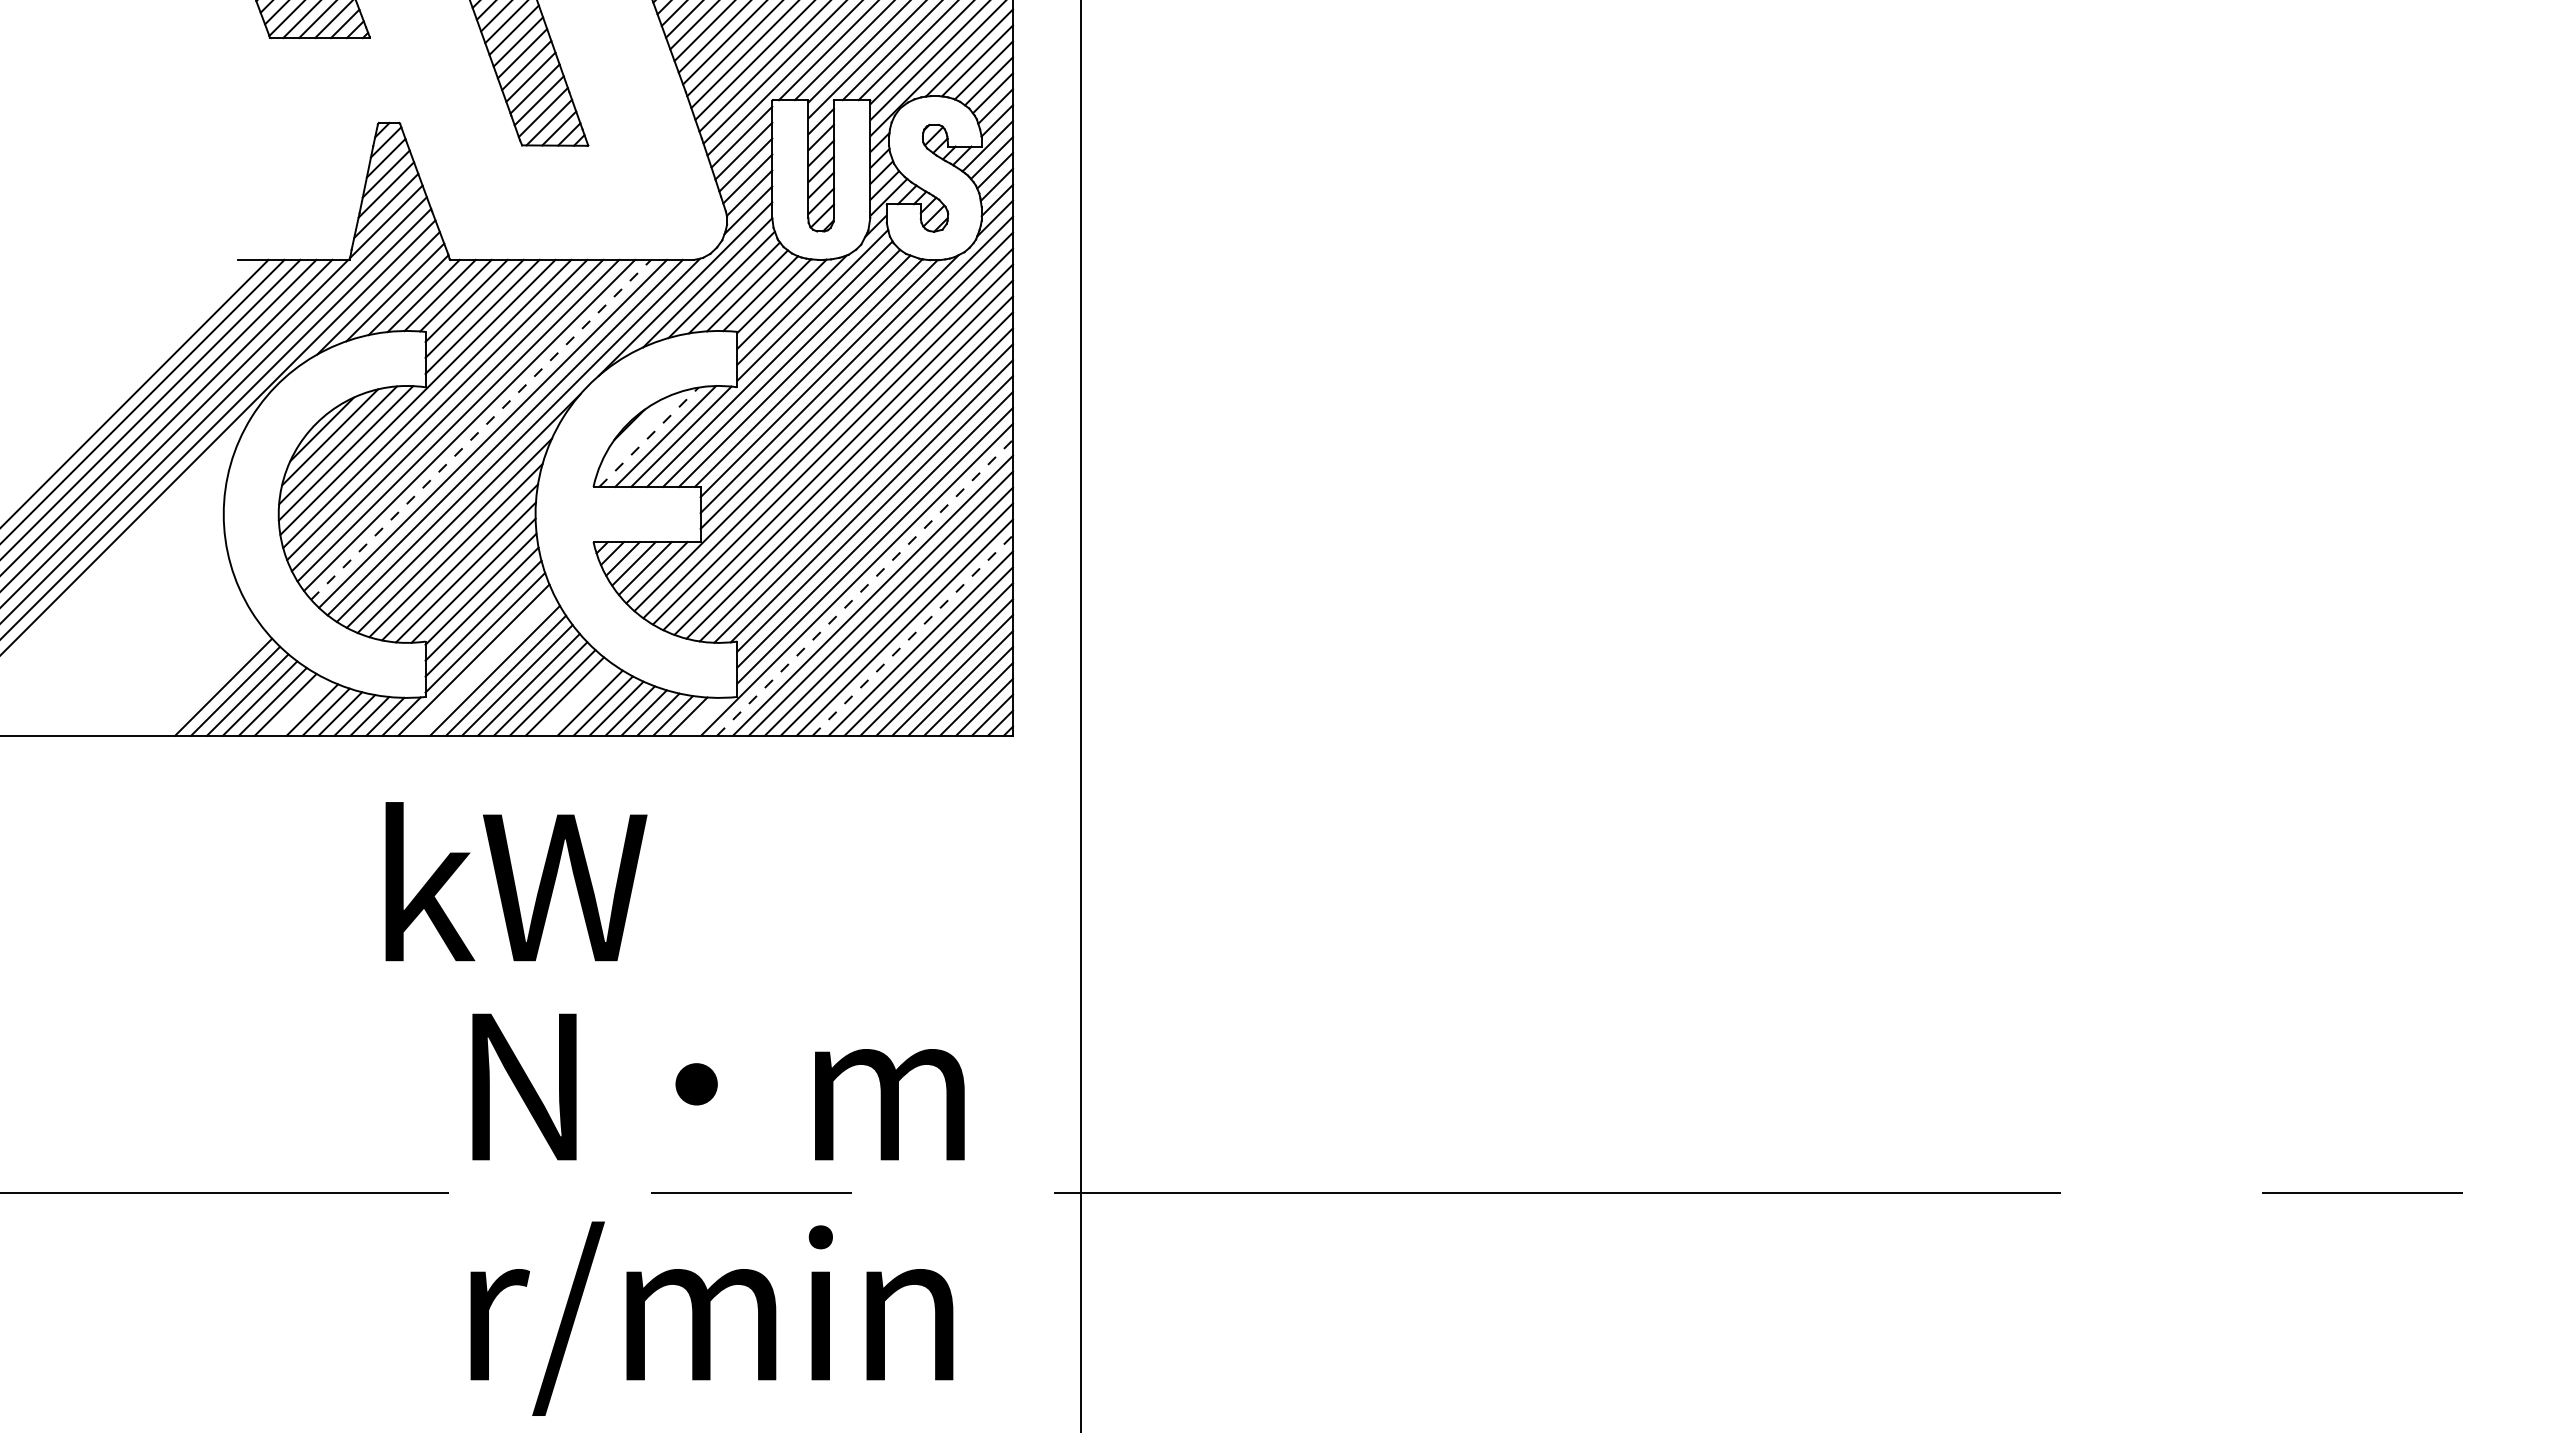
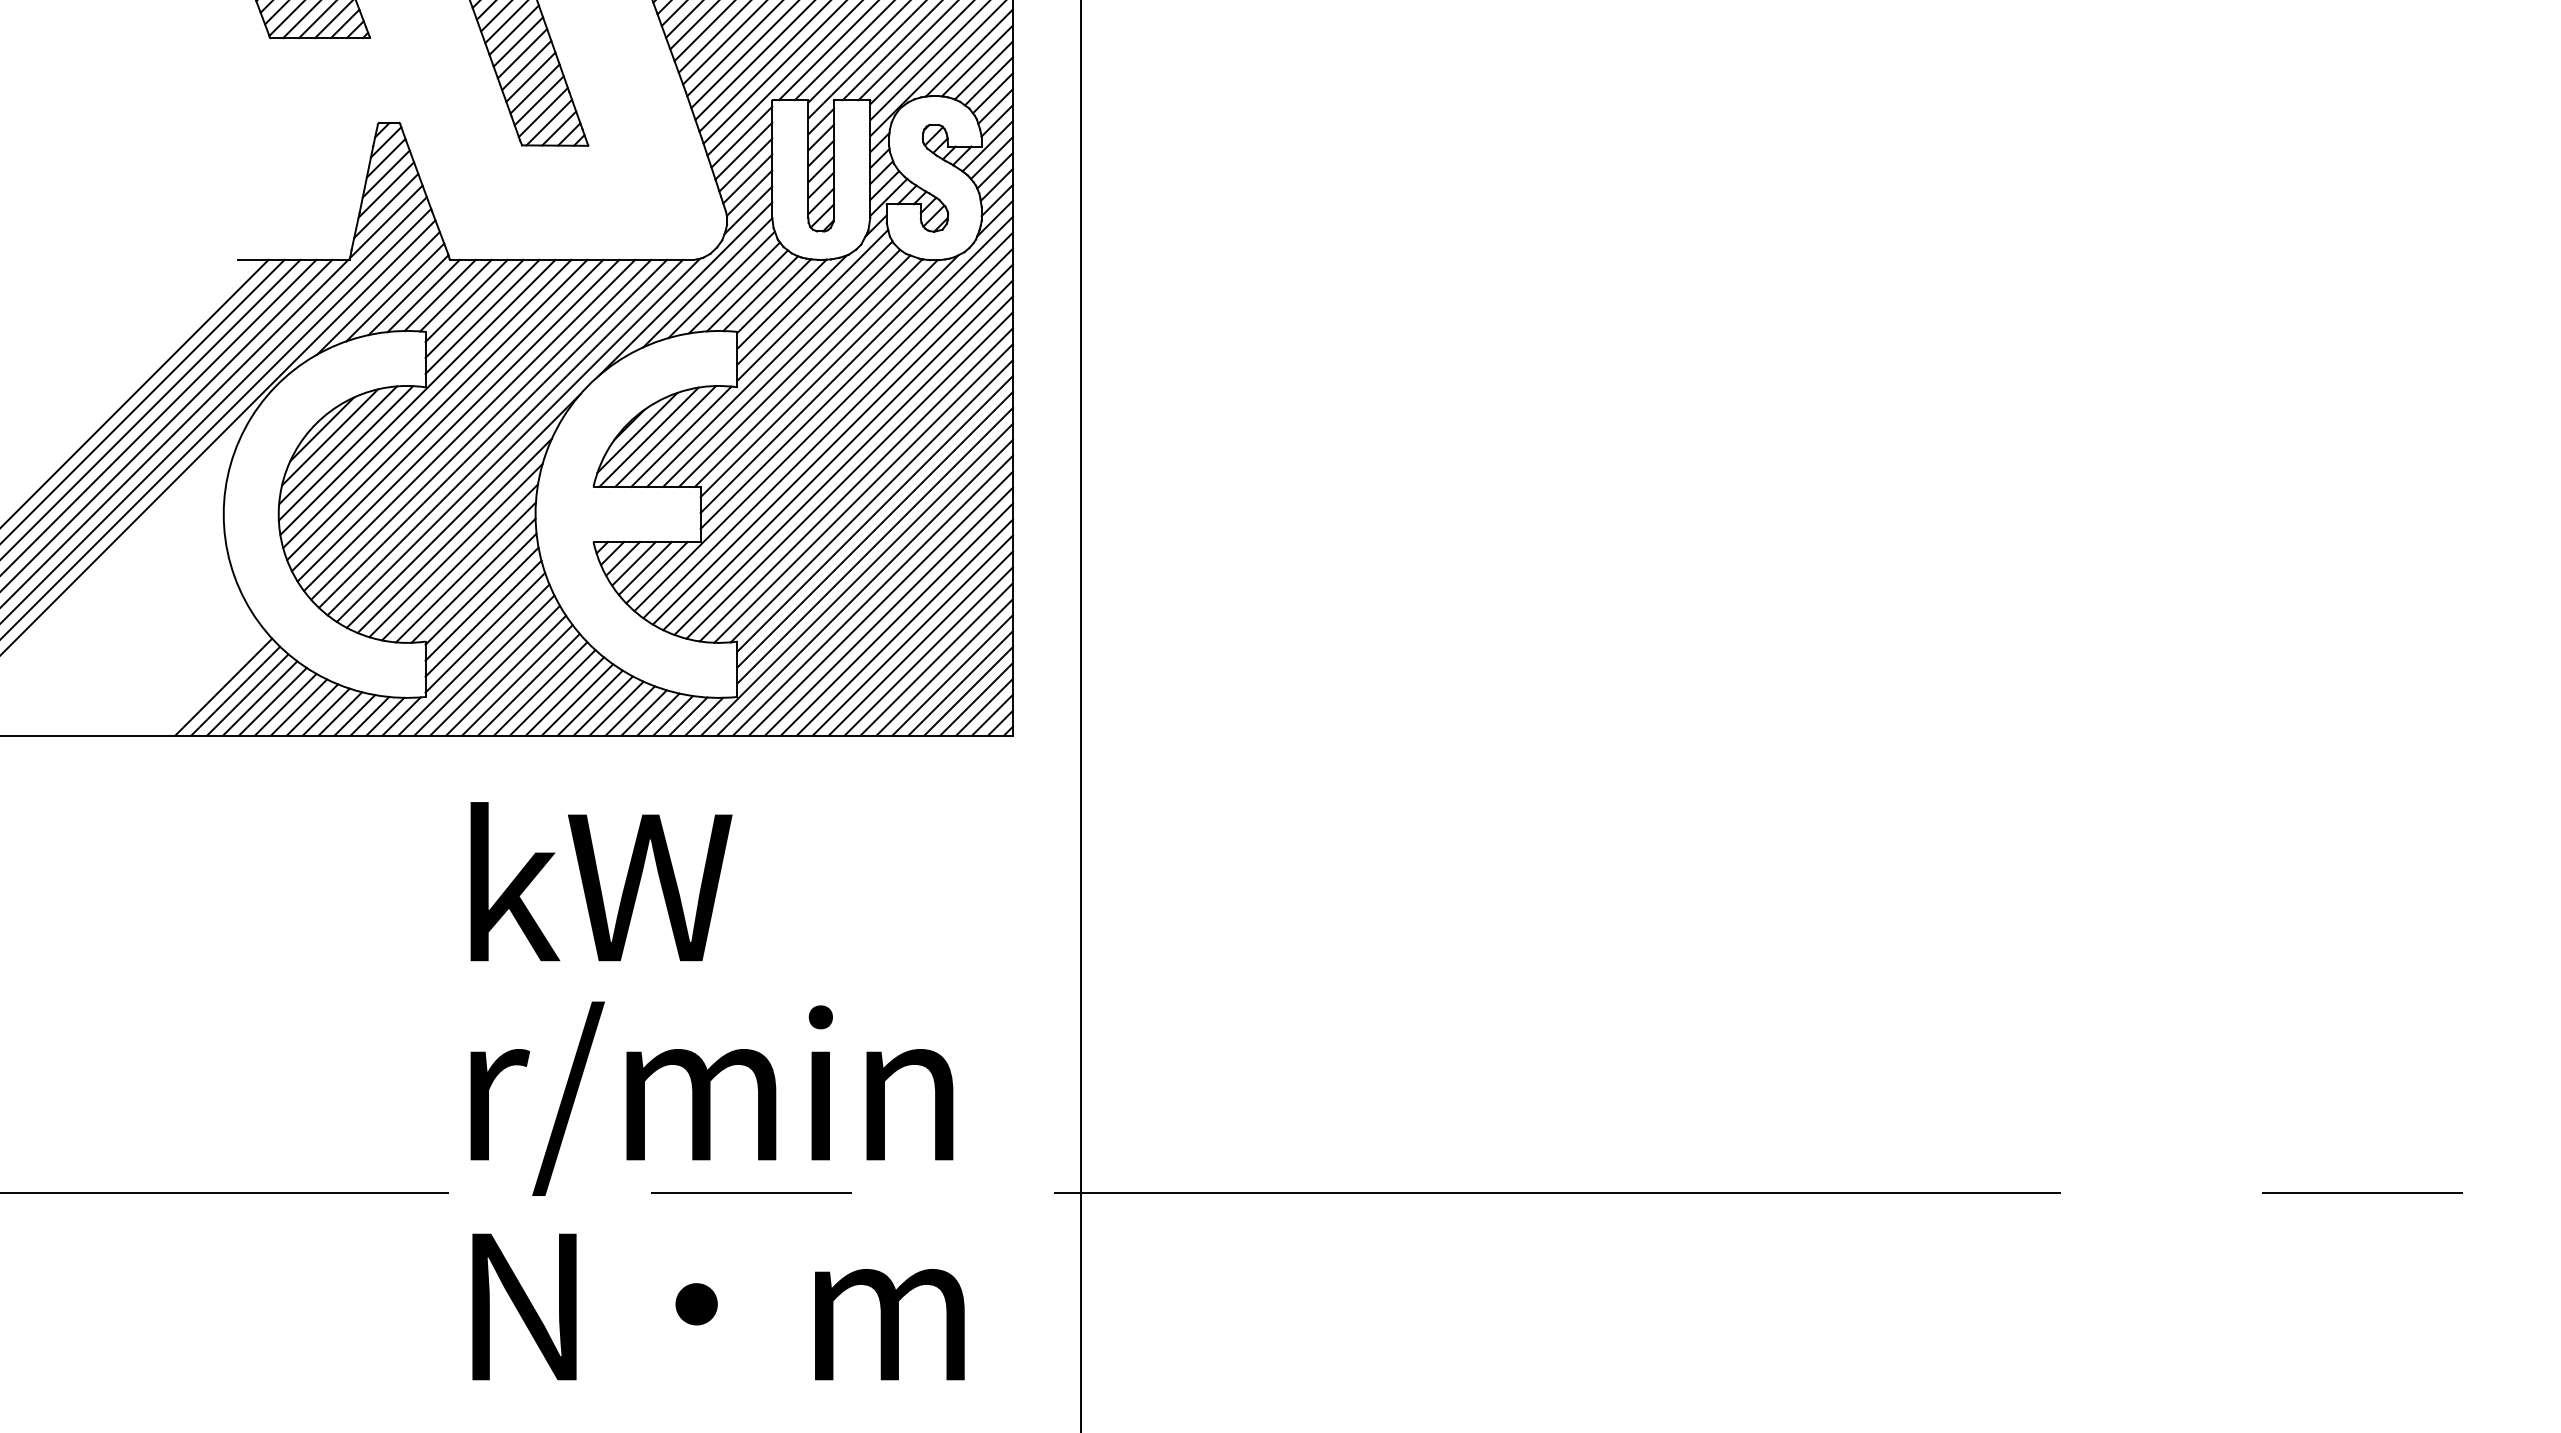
line: dashed -> solid (481, 429)
line: none -> present (637, 432)
line: dashed -> solid (649, 436)
line: dashed -> solid (865, 587)
line: dashed -> solid (912, 635)
line: none -> present (484, 665)
line: none -> present (577, 699)
line: none -> present (298, 707)
line: none -> present (704, 716)
text position: (516, 881) -> (601, 881) (601, 881)
text: N・m -> r/min (717, 1098)
text: r/min -> N・m (717, 1318)
